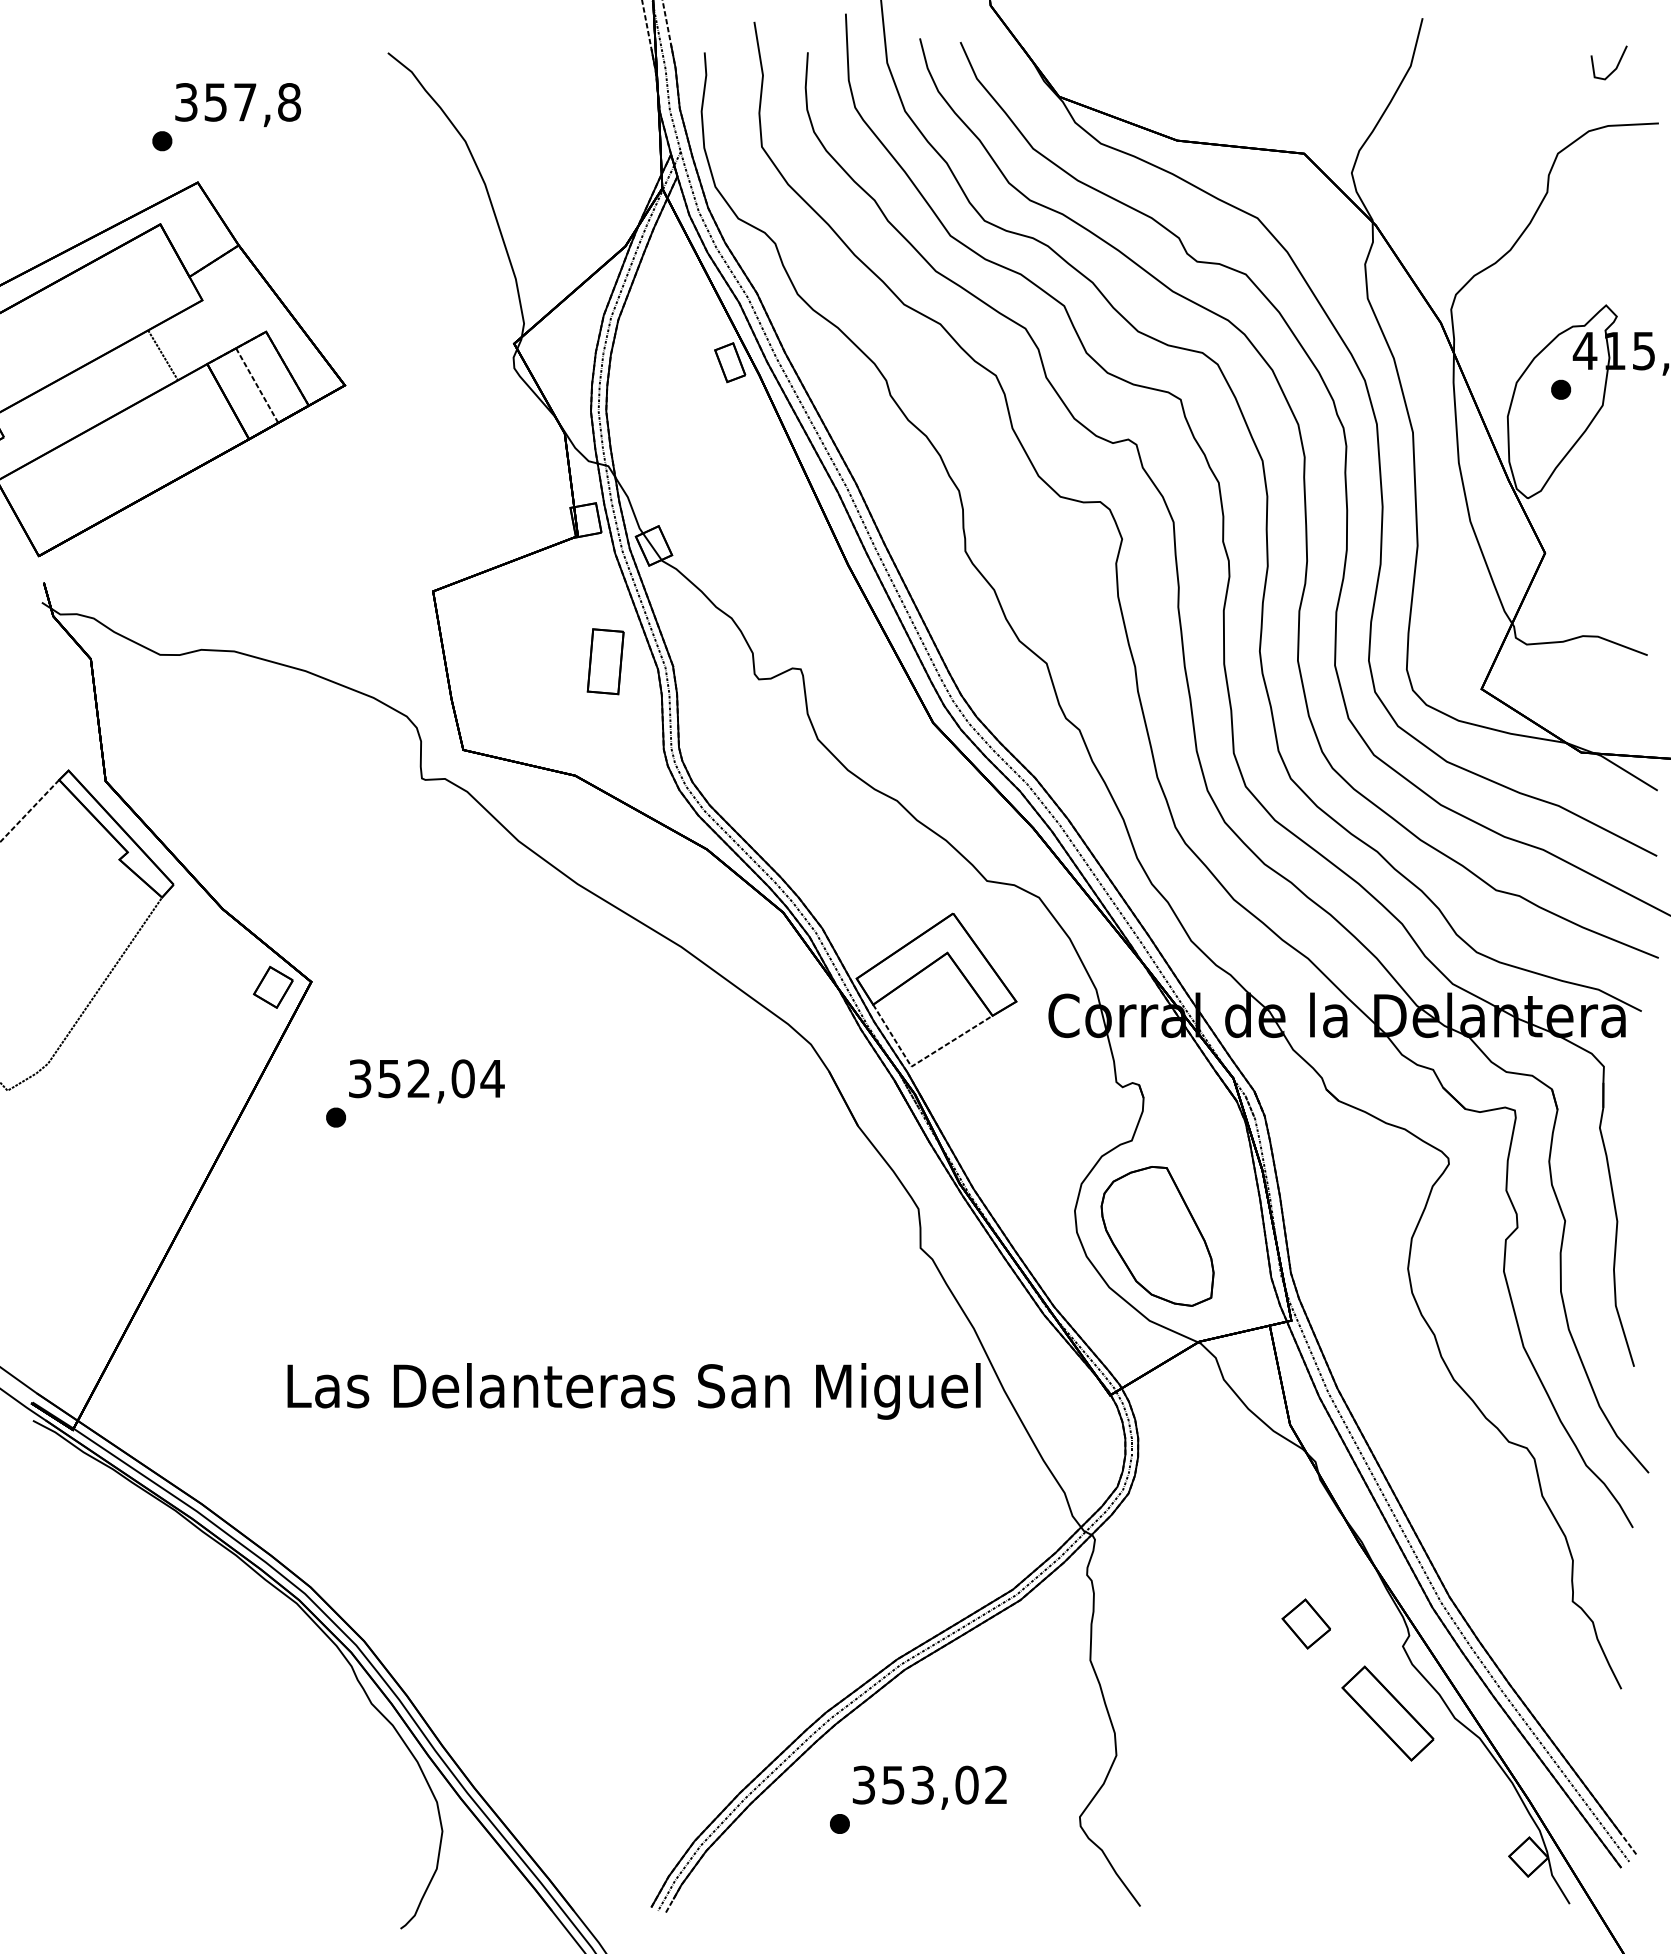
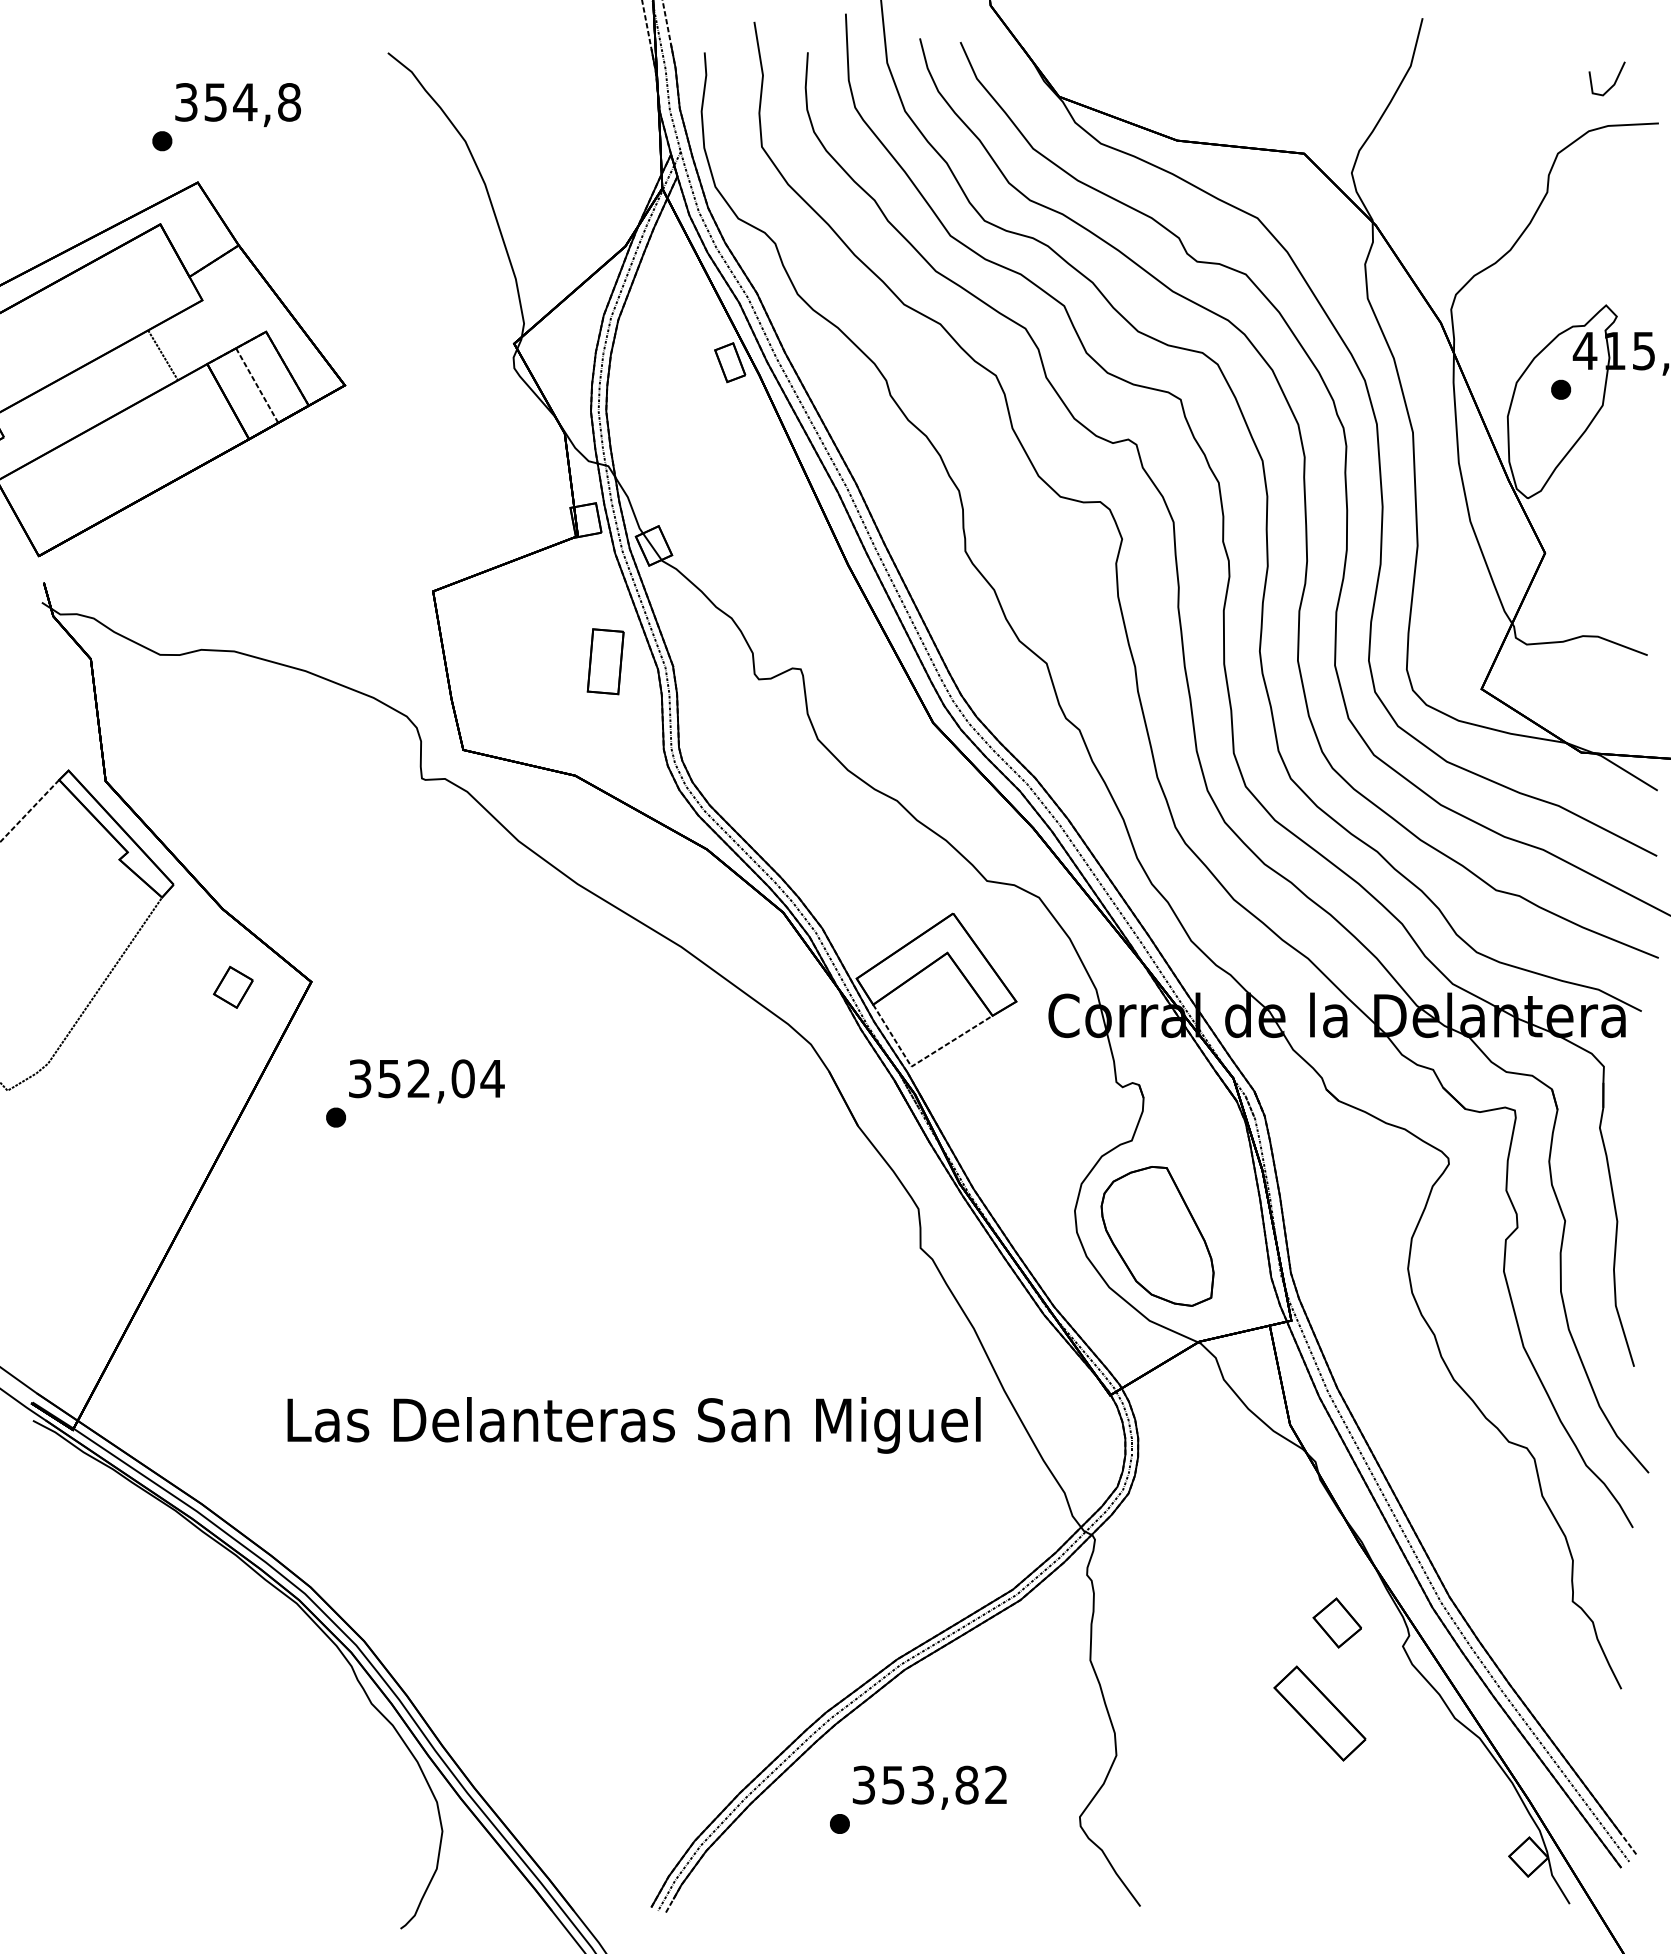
line position: (1616, 65) -> (1614, 81) (1614, 81)
text: 357,8 -> 354,8 (245, 102)
part position: (273, 987) -> (233, 987) (233, 987)
text position: (633, 1391) -> (633, 1425) (633, 1425)
part position: (1305, 1623) -> (1336, 1622) (1336, 1622)
part position: (1387, 1713) -> (1319, 1713) (1319, 1713)
text: 353,02 -> 353,82 (966, 1785)
